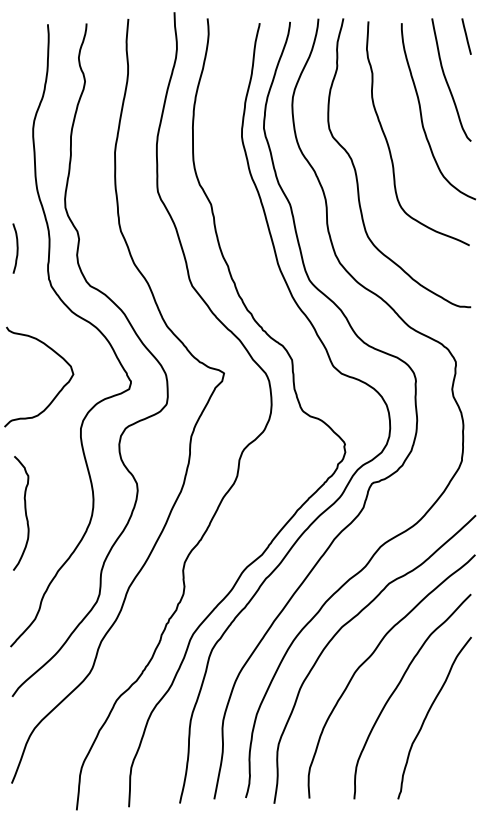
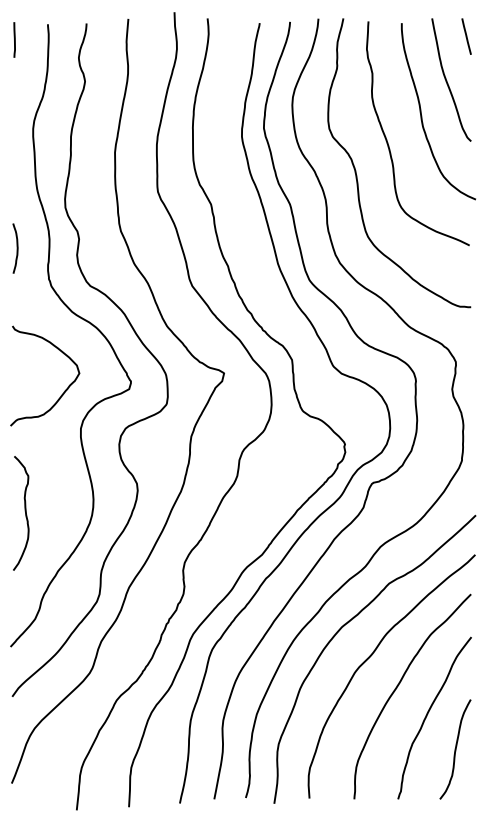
line: none -> present (14, 39)
curve position: (58, 391) -> (64, 390) (64, 390)
curve: none -> present (455, 749)
